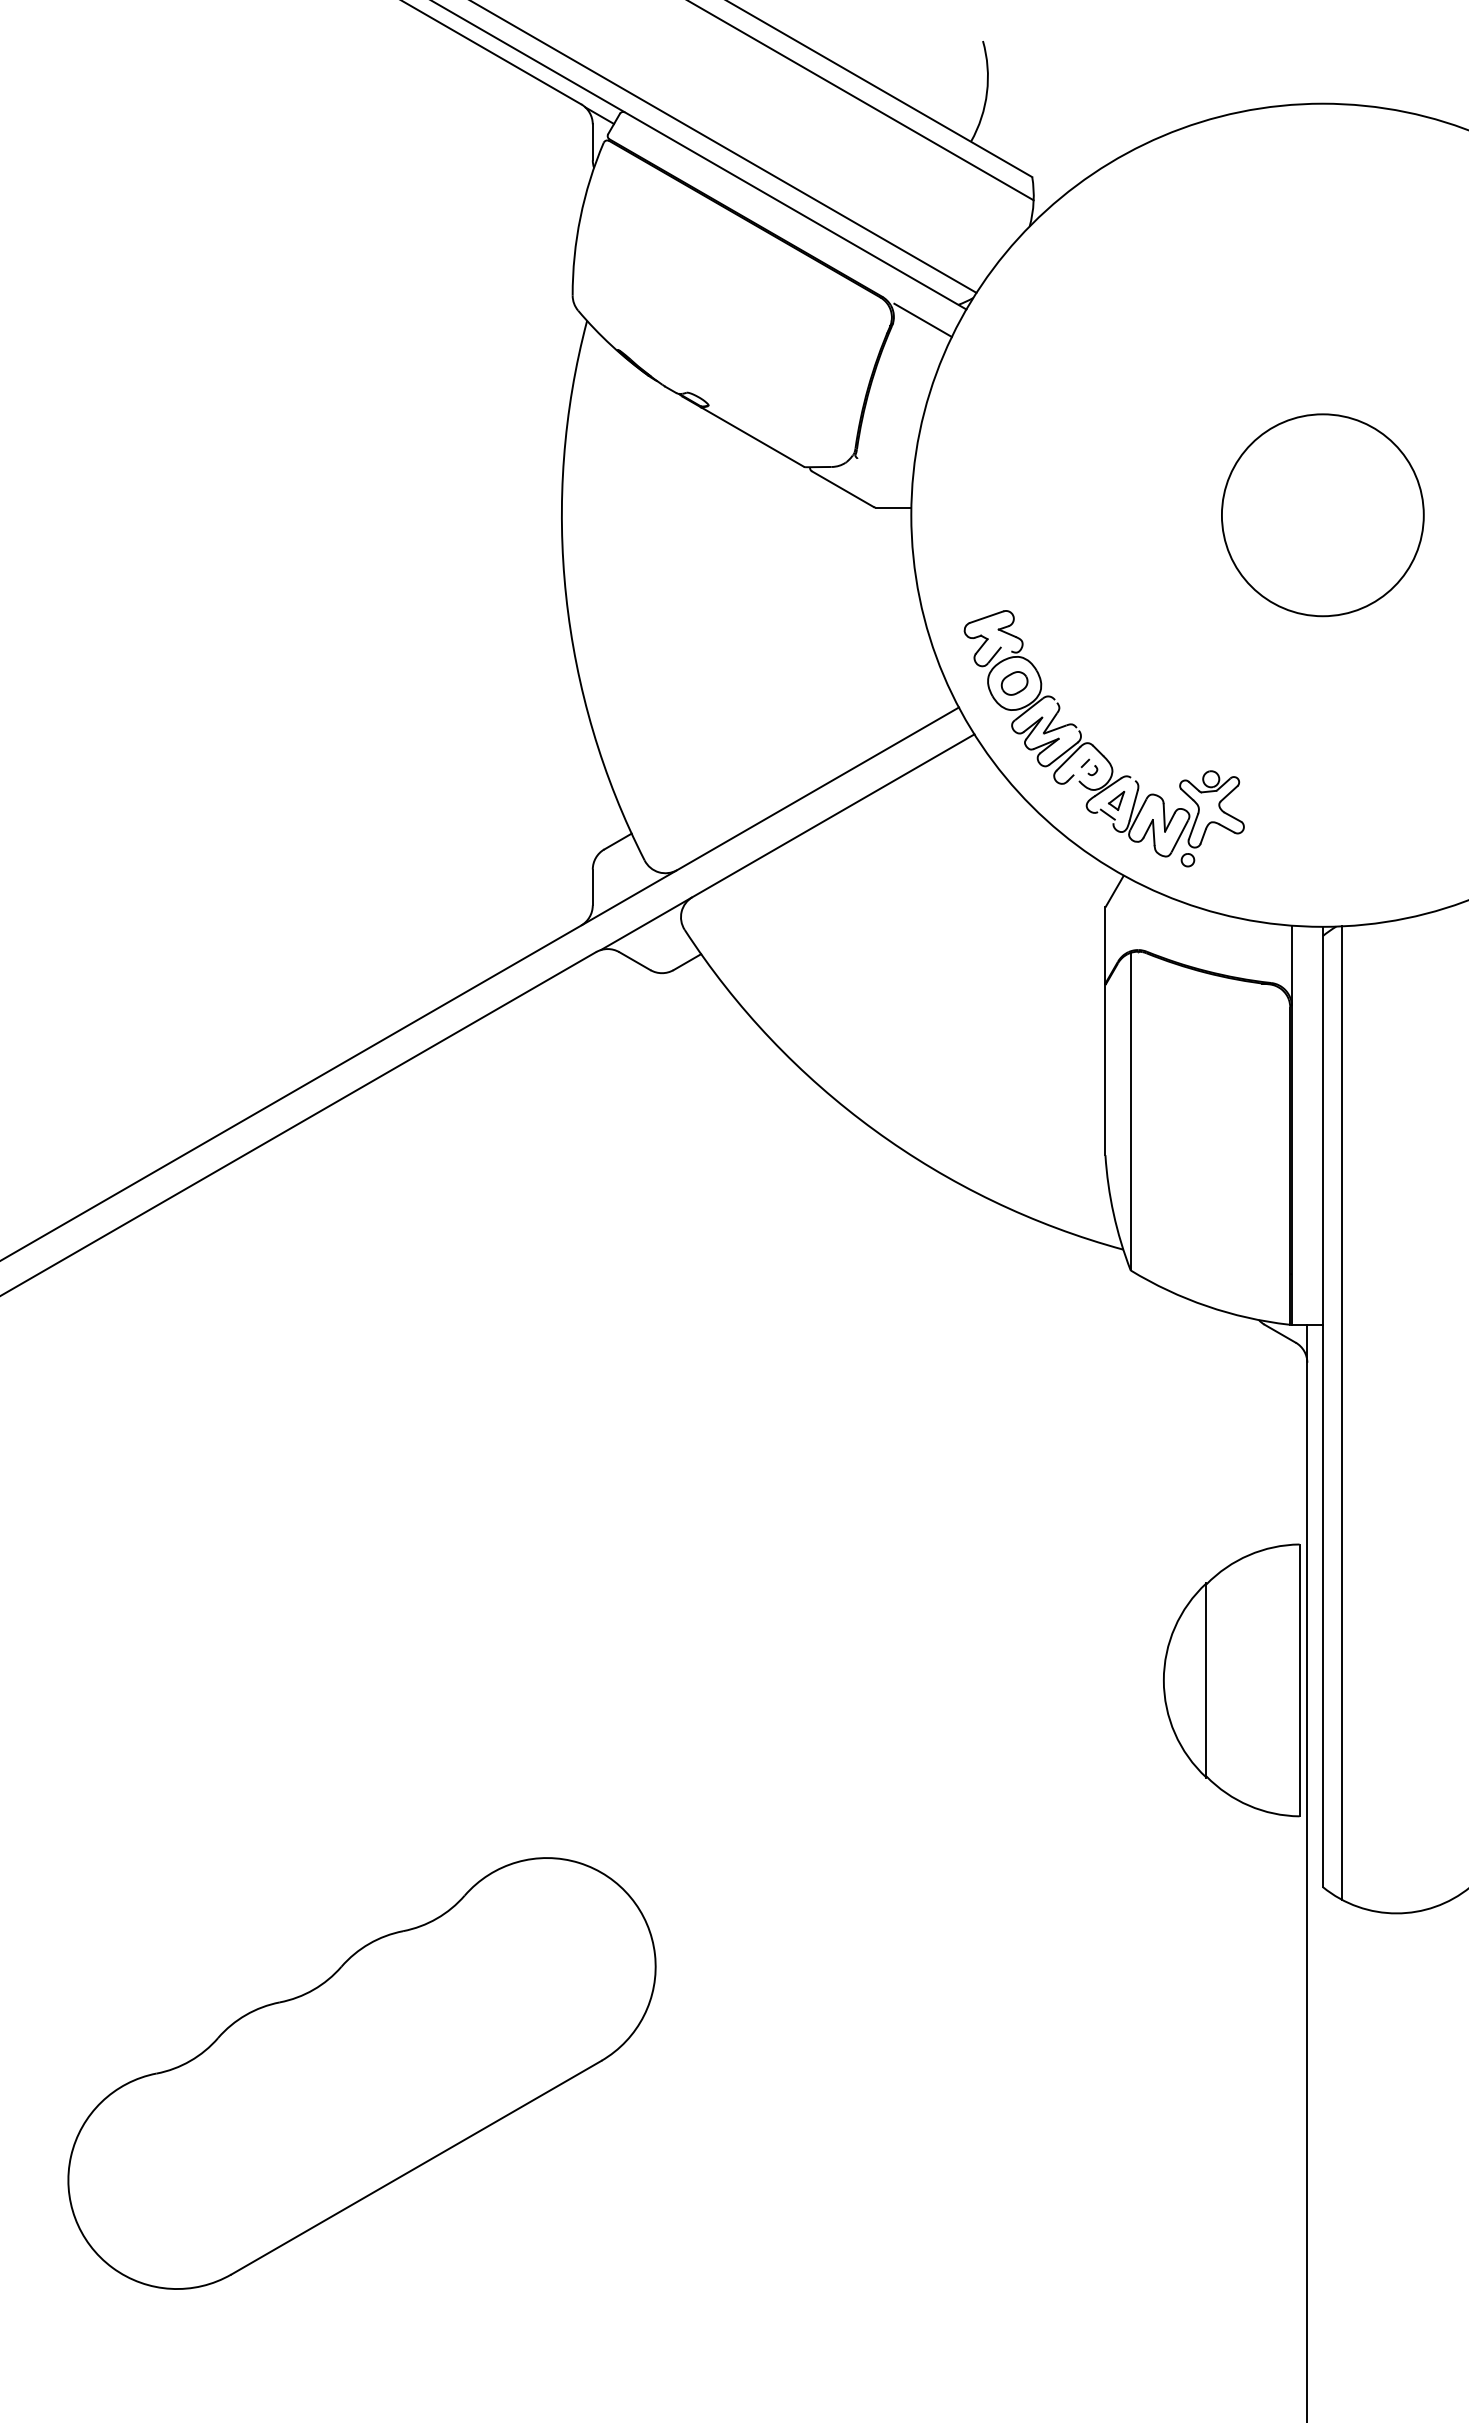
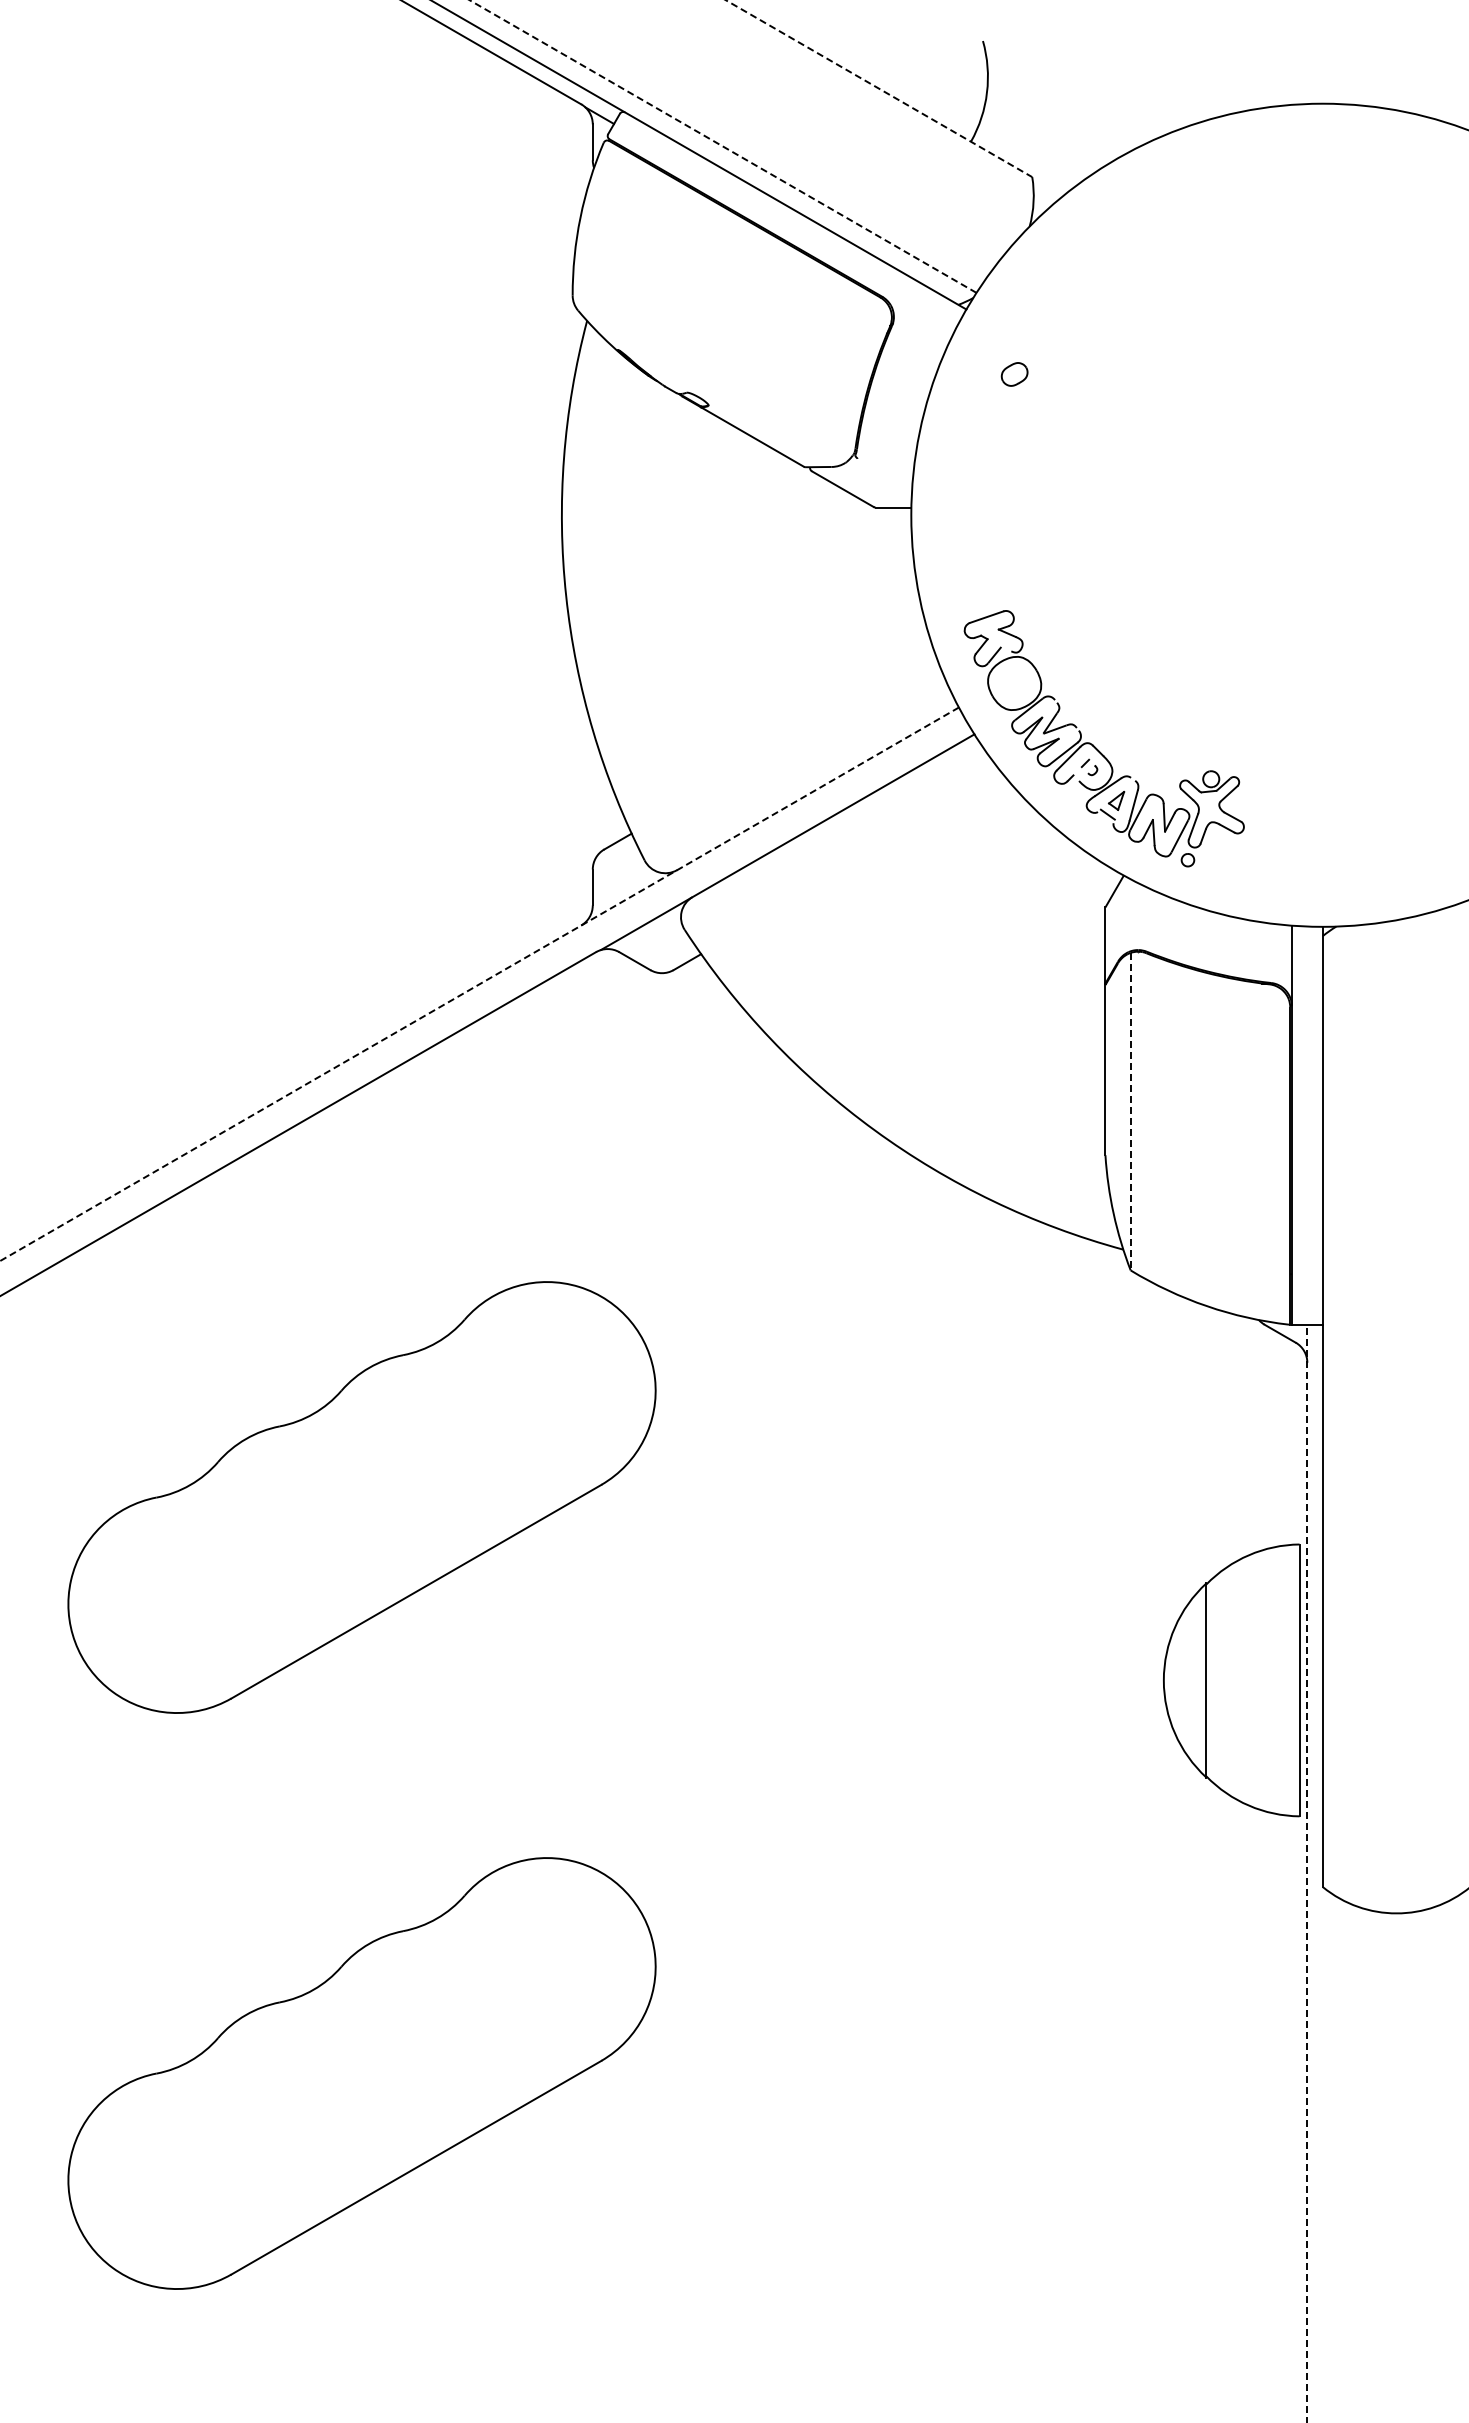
line: solid -> dashed (878, 88)
line: present -> none (861, 101)
line: solid -> dashed (722, 146)
line: present -> none (922, 320)
circle: present -> none (1322, 515)
part position: (1014, 683) -> (1014, 374) (1014, 374)
line: solid -> dashed (479, 984)
line: solid -> dashed (1130, 1111)
line: present -> none (1342, 1412)
part: none -> present (361, 1497)
line: solid -> dashed (1307, 1873)
